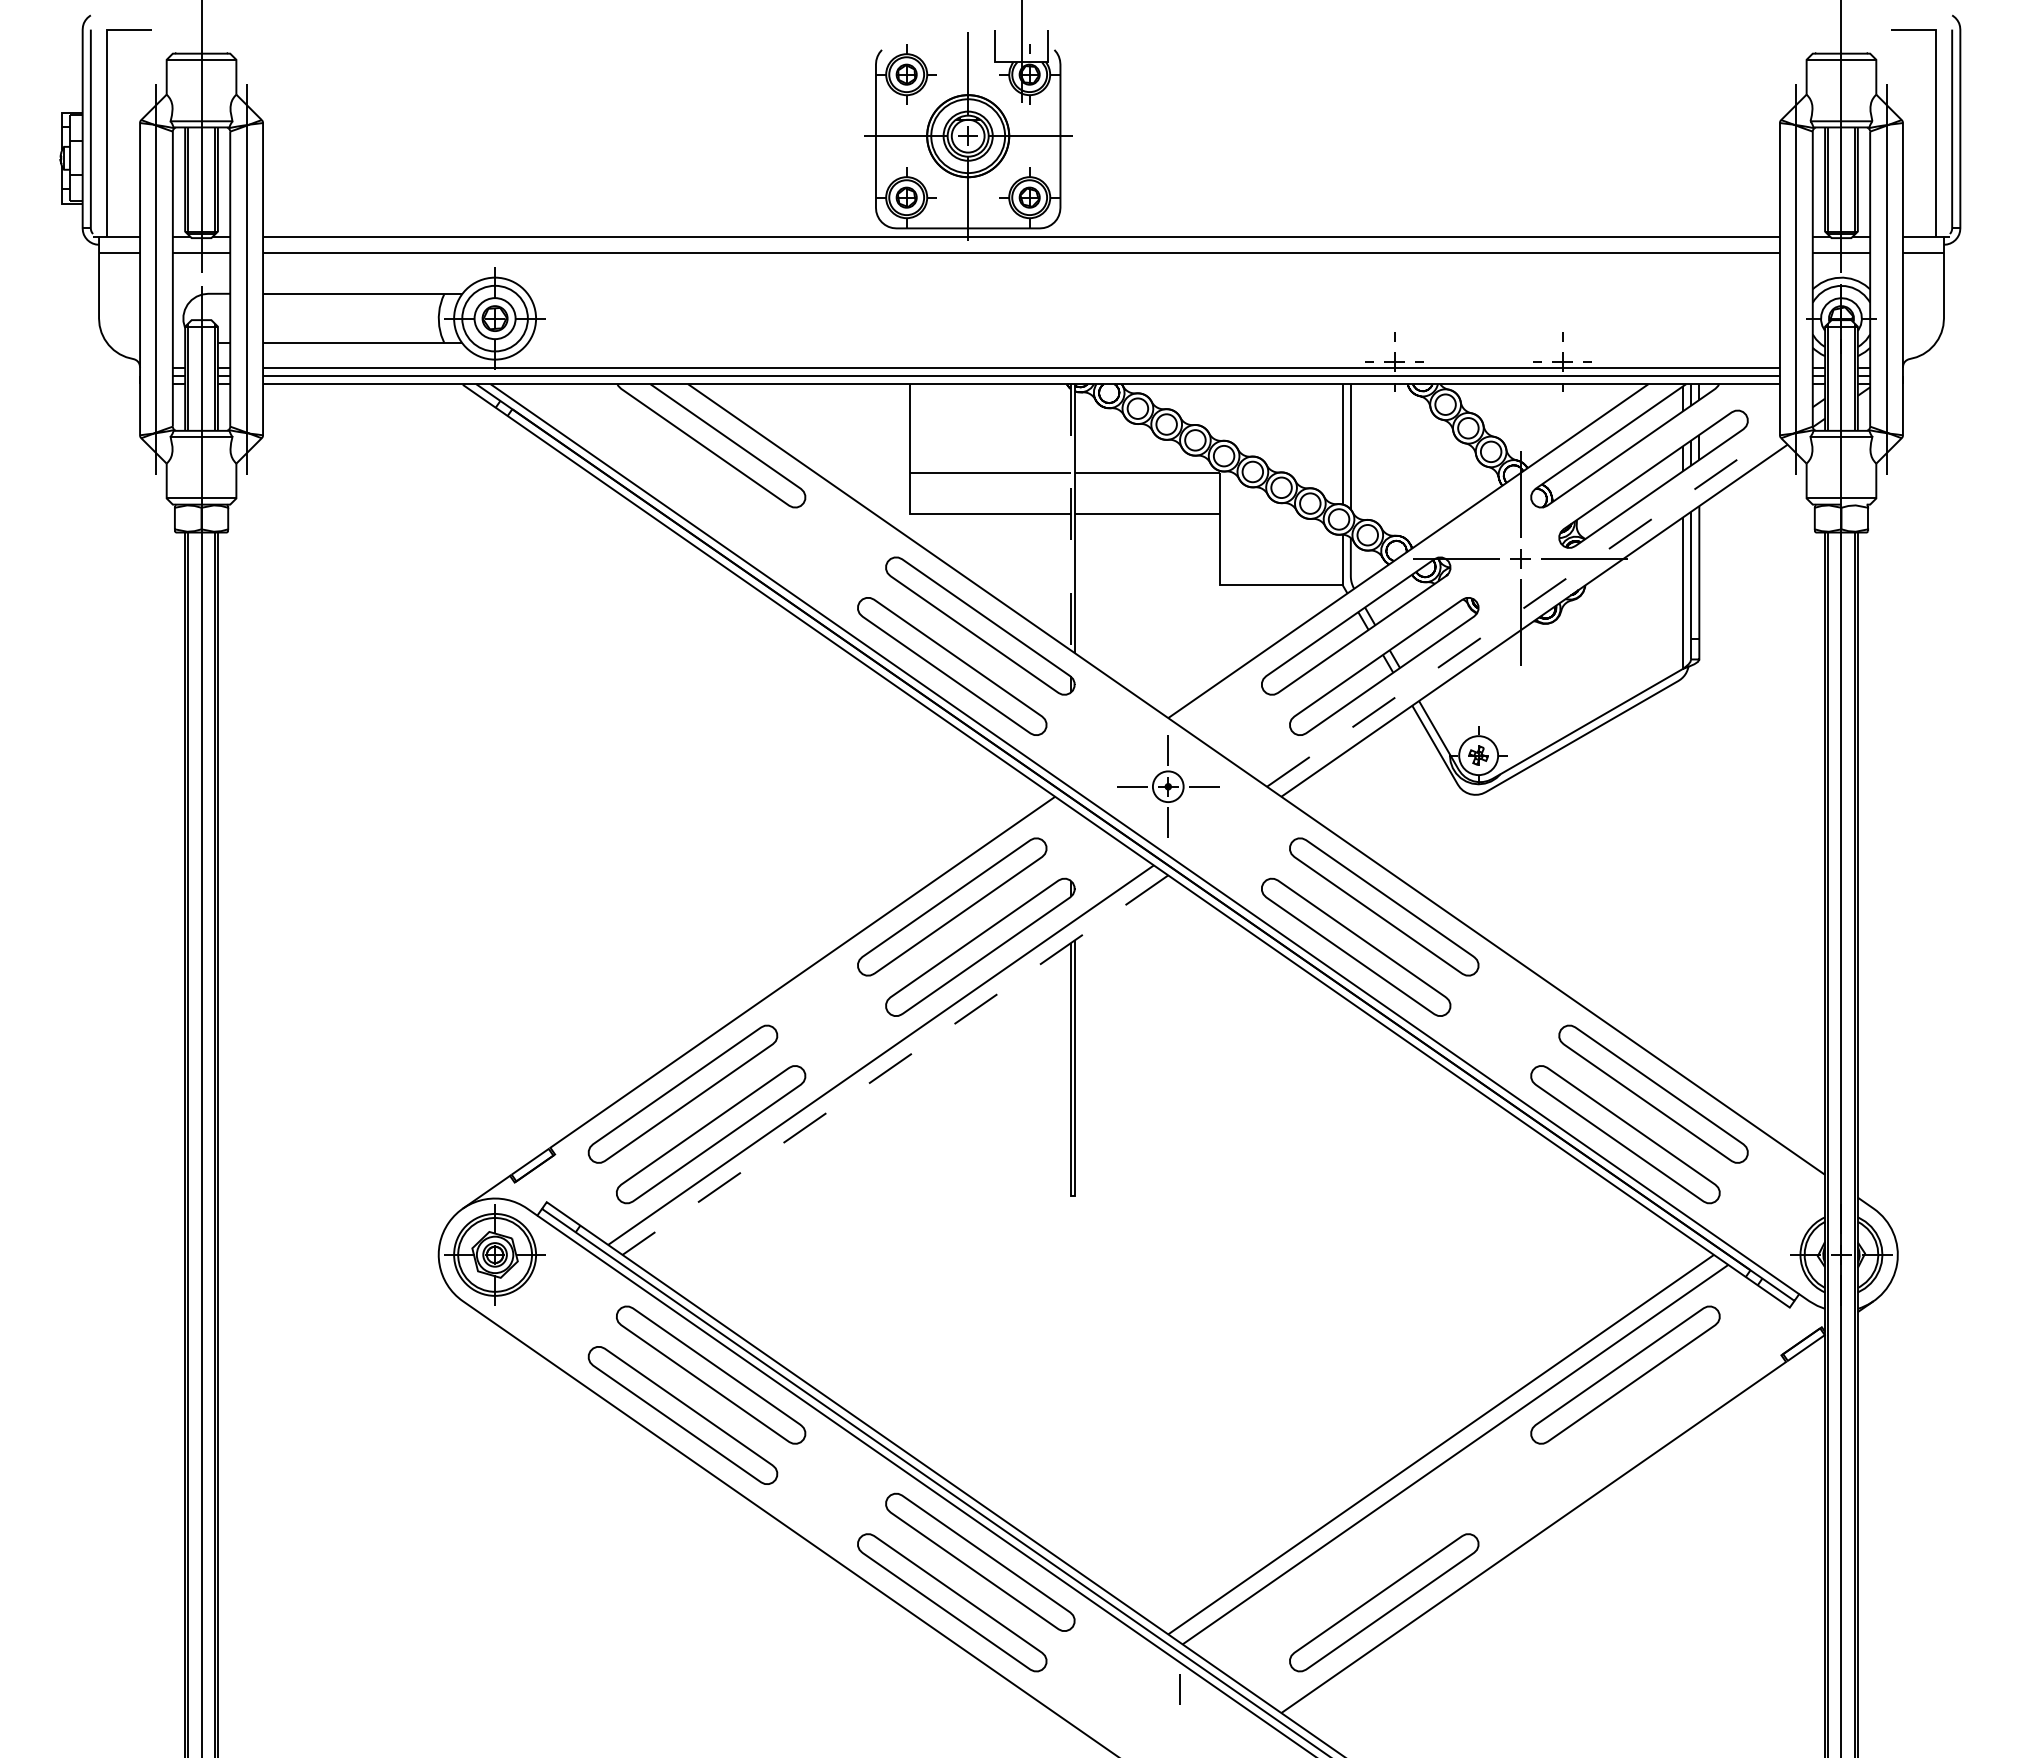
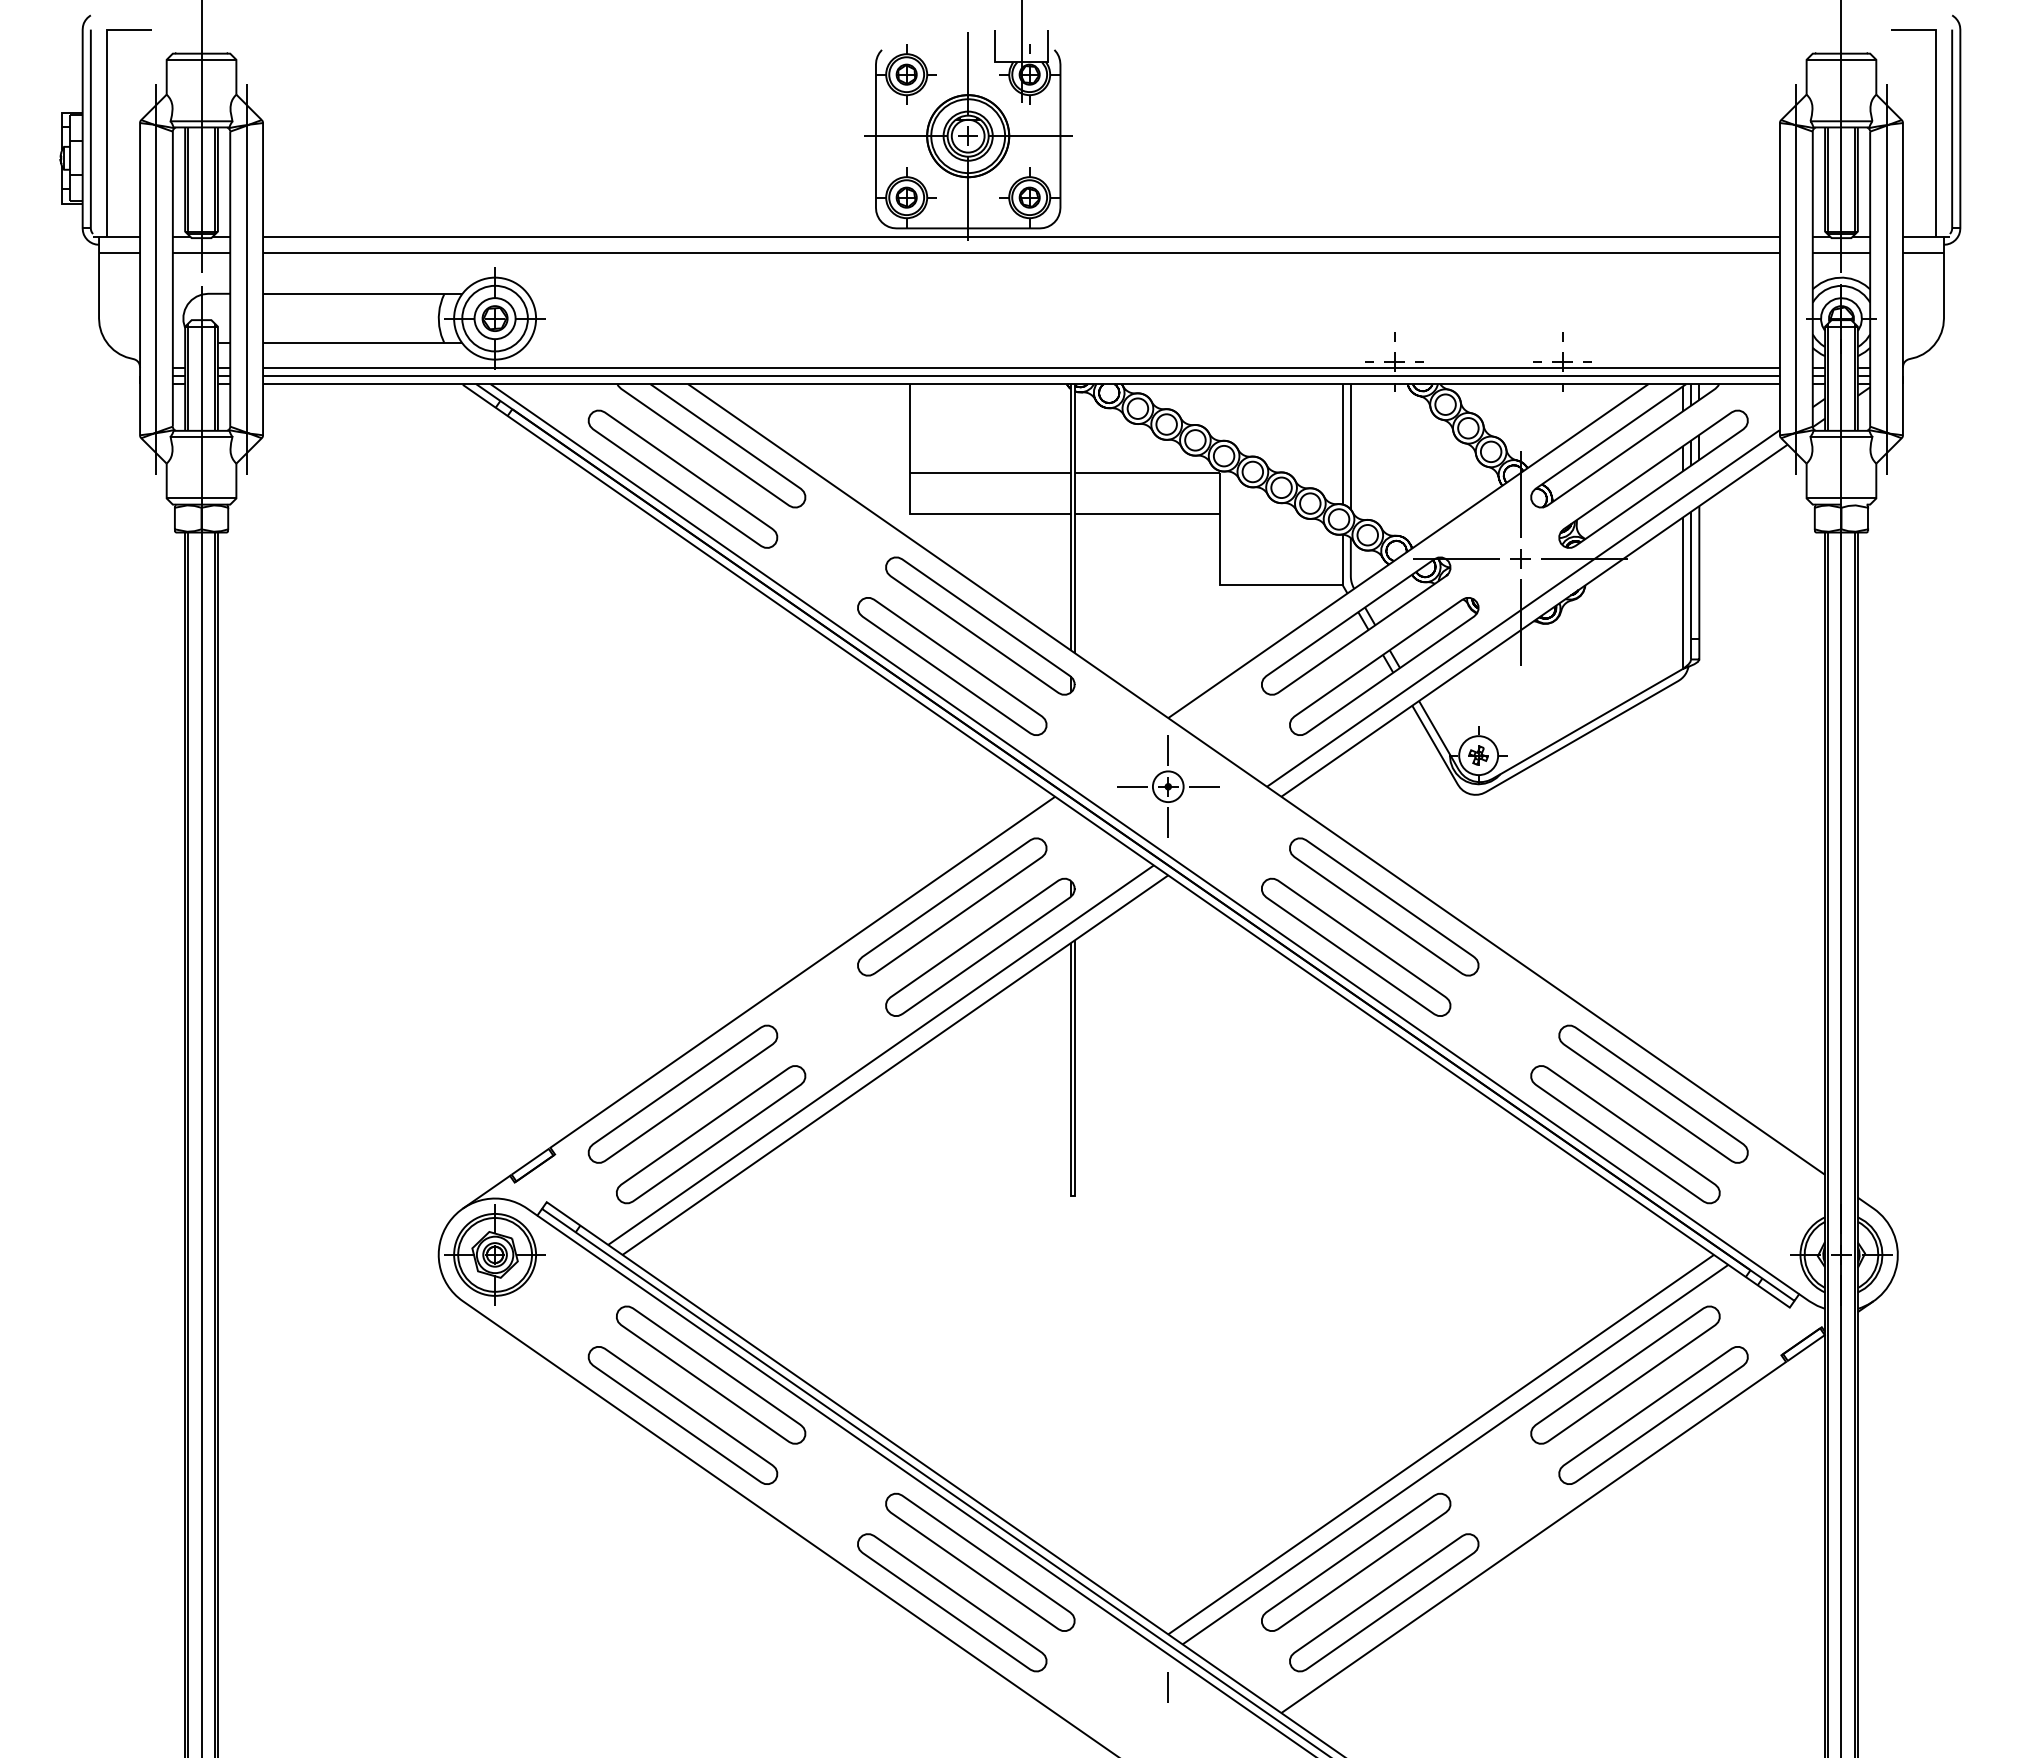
part: none -> present (682, 478)
line: dashed -> solid (1070, 517)
line: dashed -> solid (1523, 608)
line: dashed -> solid (895, 1065)
part: none -> present (1653, 1415)
part: none -> present (1356, 1561)
line position: (1179, 1689) -> (1167, 1687) (1167, 1687)
